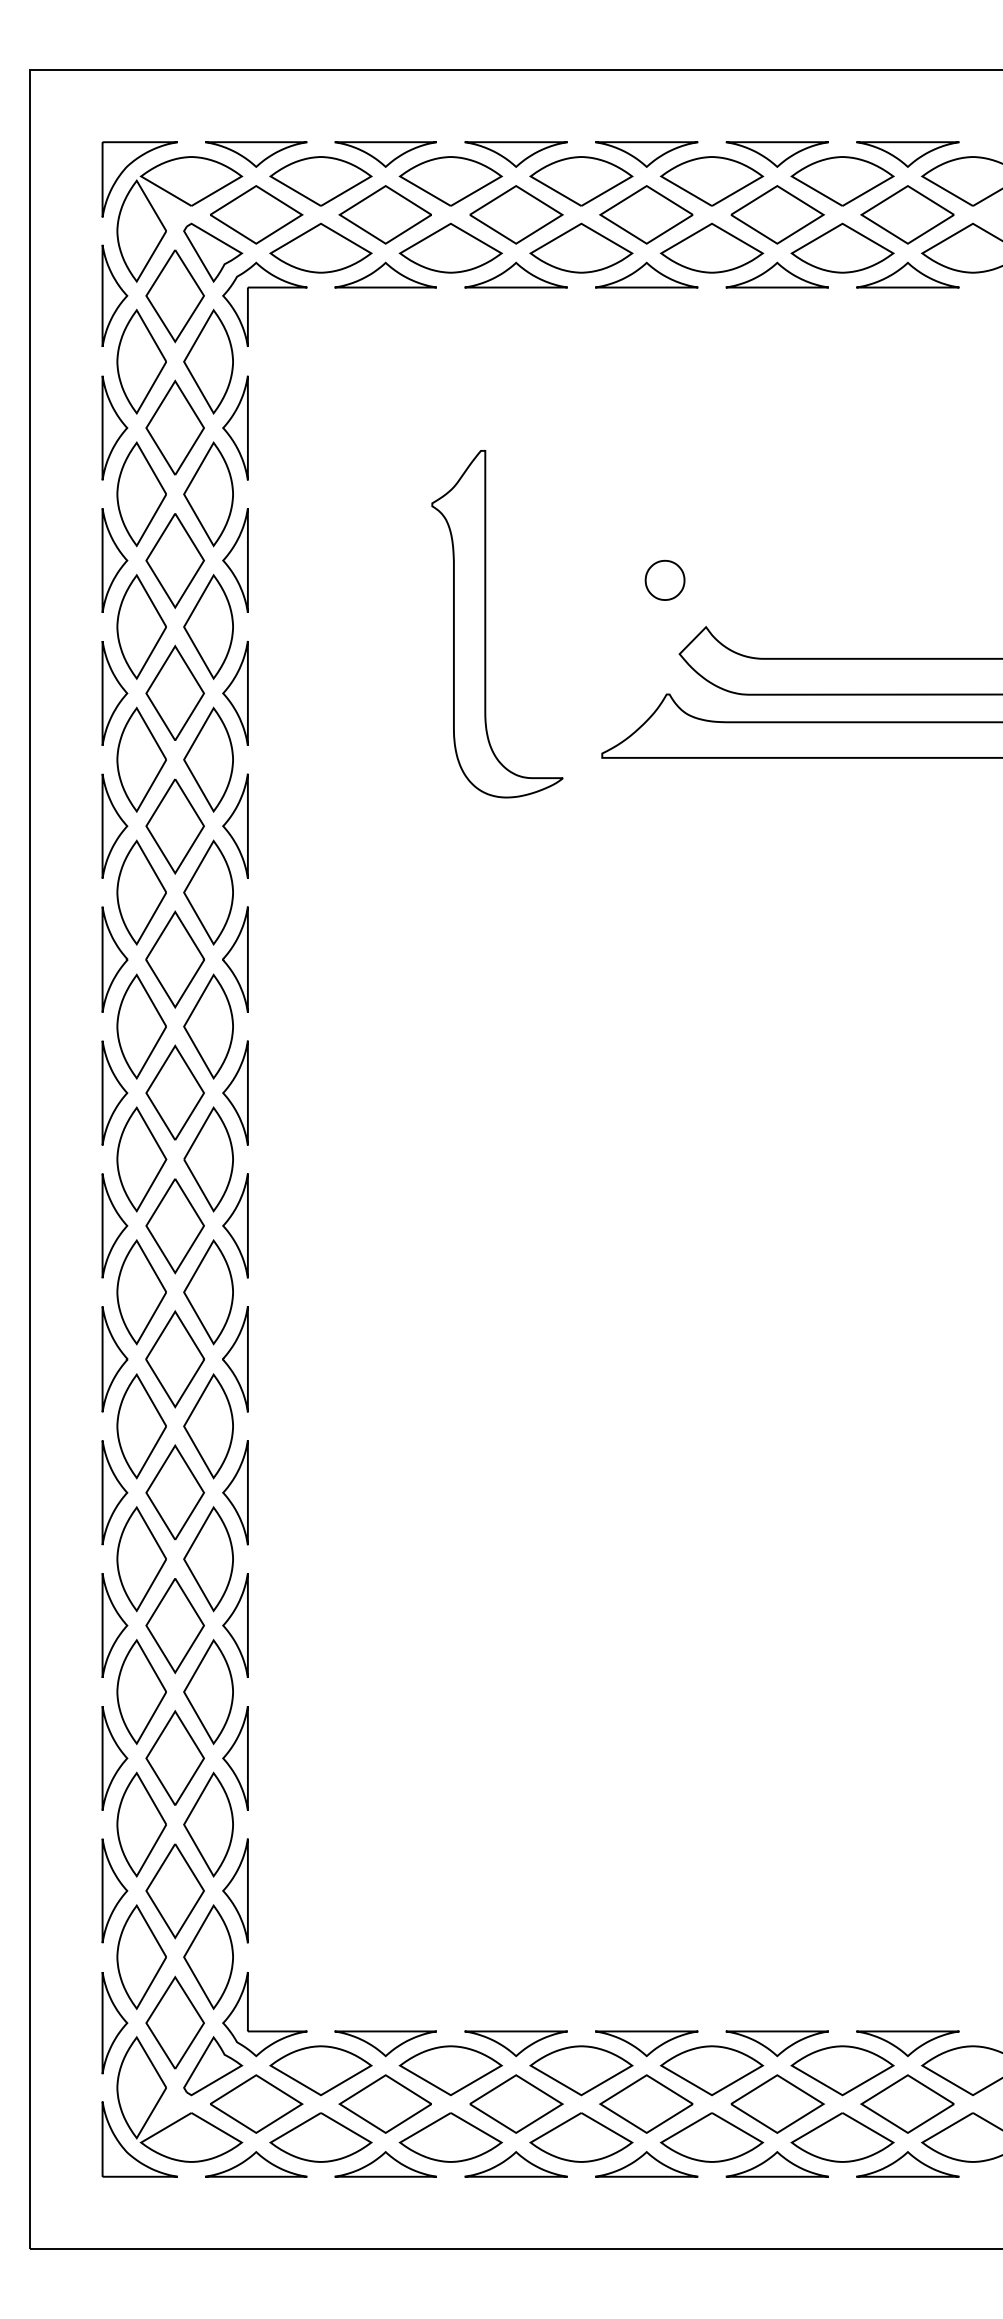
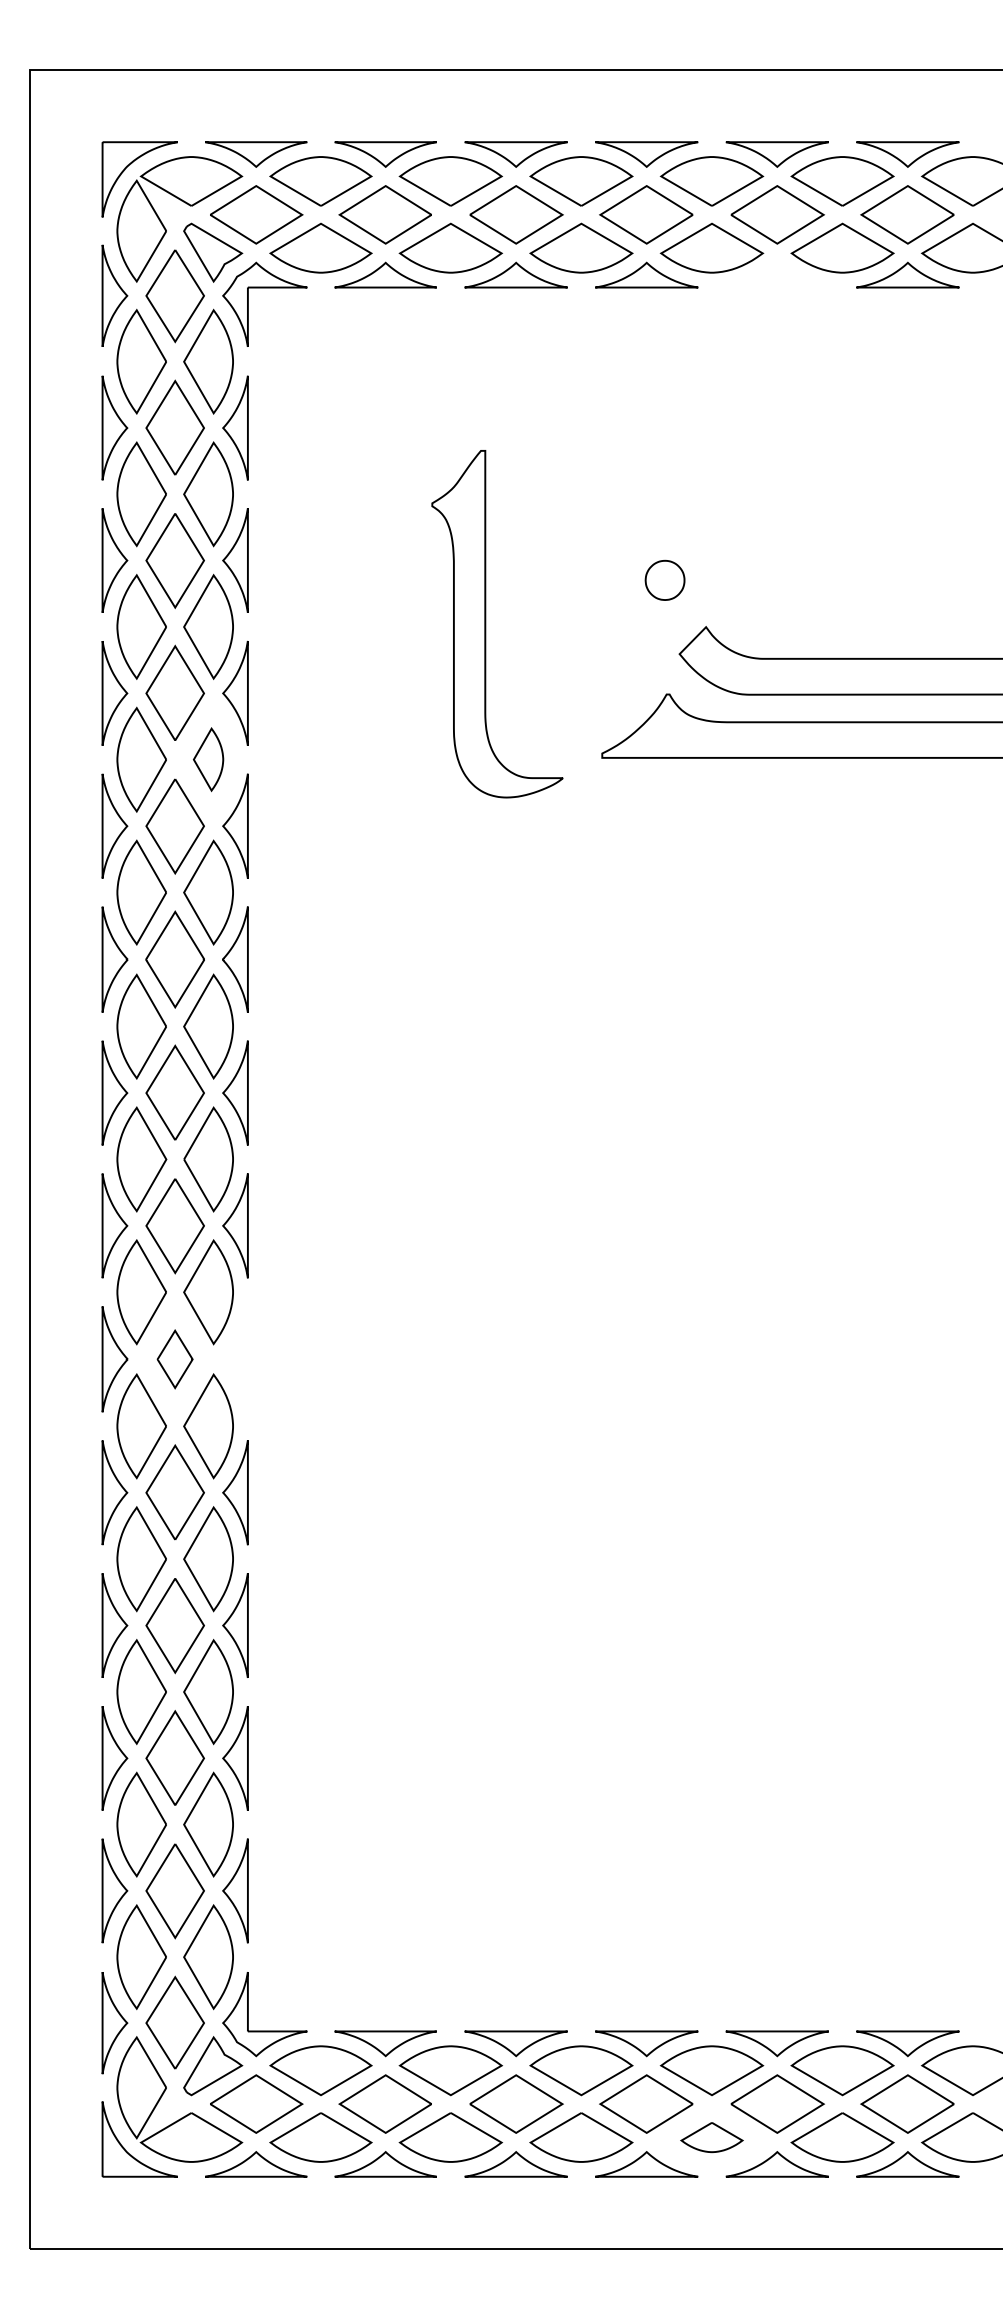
part: present -> none (776, 274)
part size: 51x107 px -> 32x66 px (208, 759)
part size: 60x99 px -> 38x61 px (174, 1359)
part: present -> none (235, 1359)
part size: 106x51 px -> 64x32 px (711, 2137)
